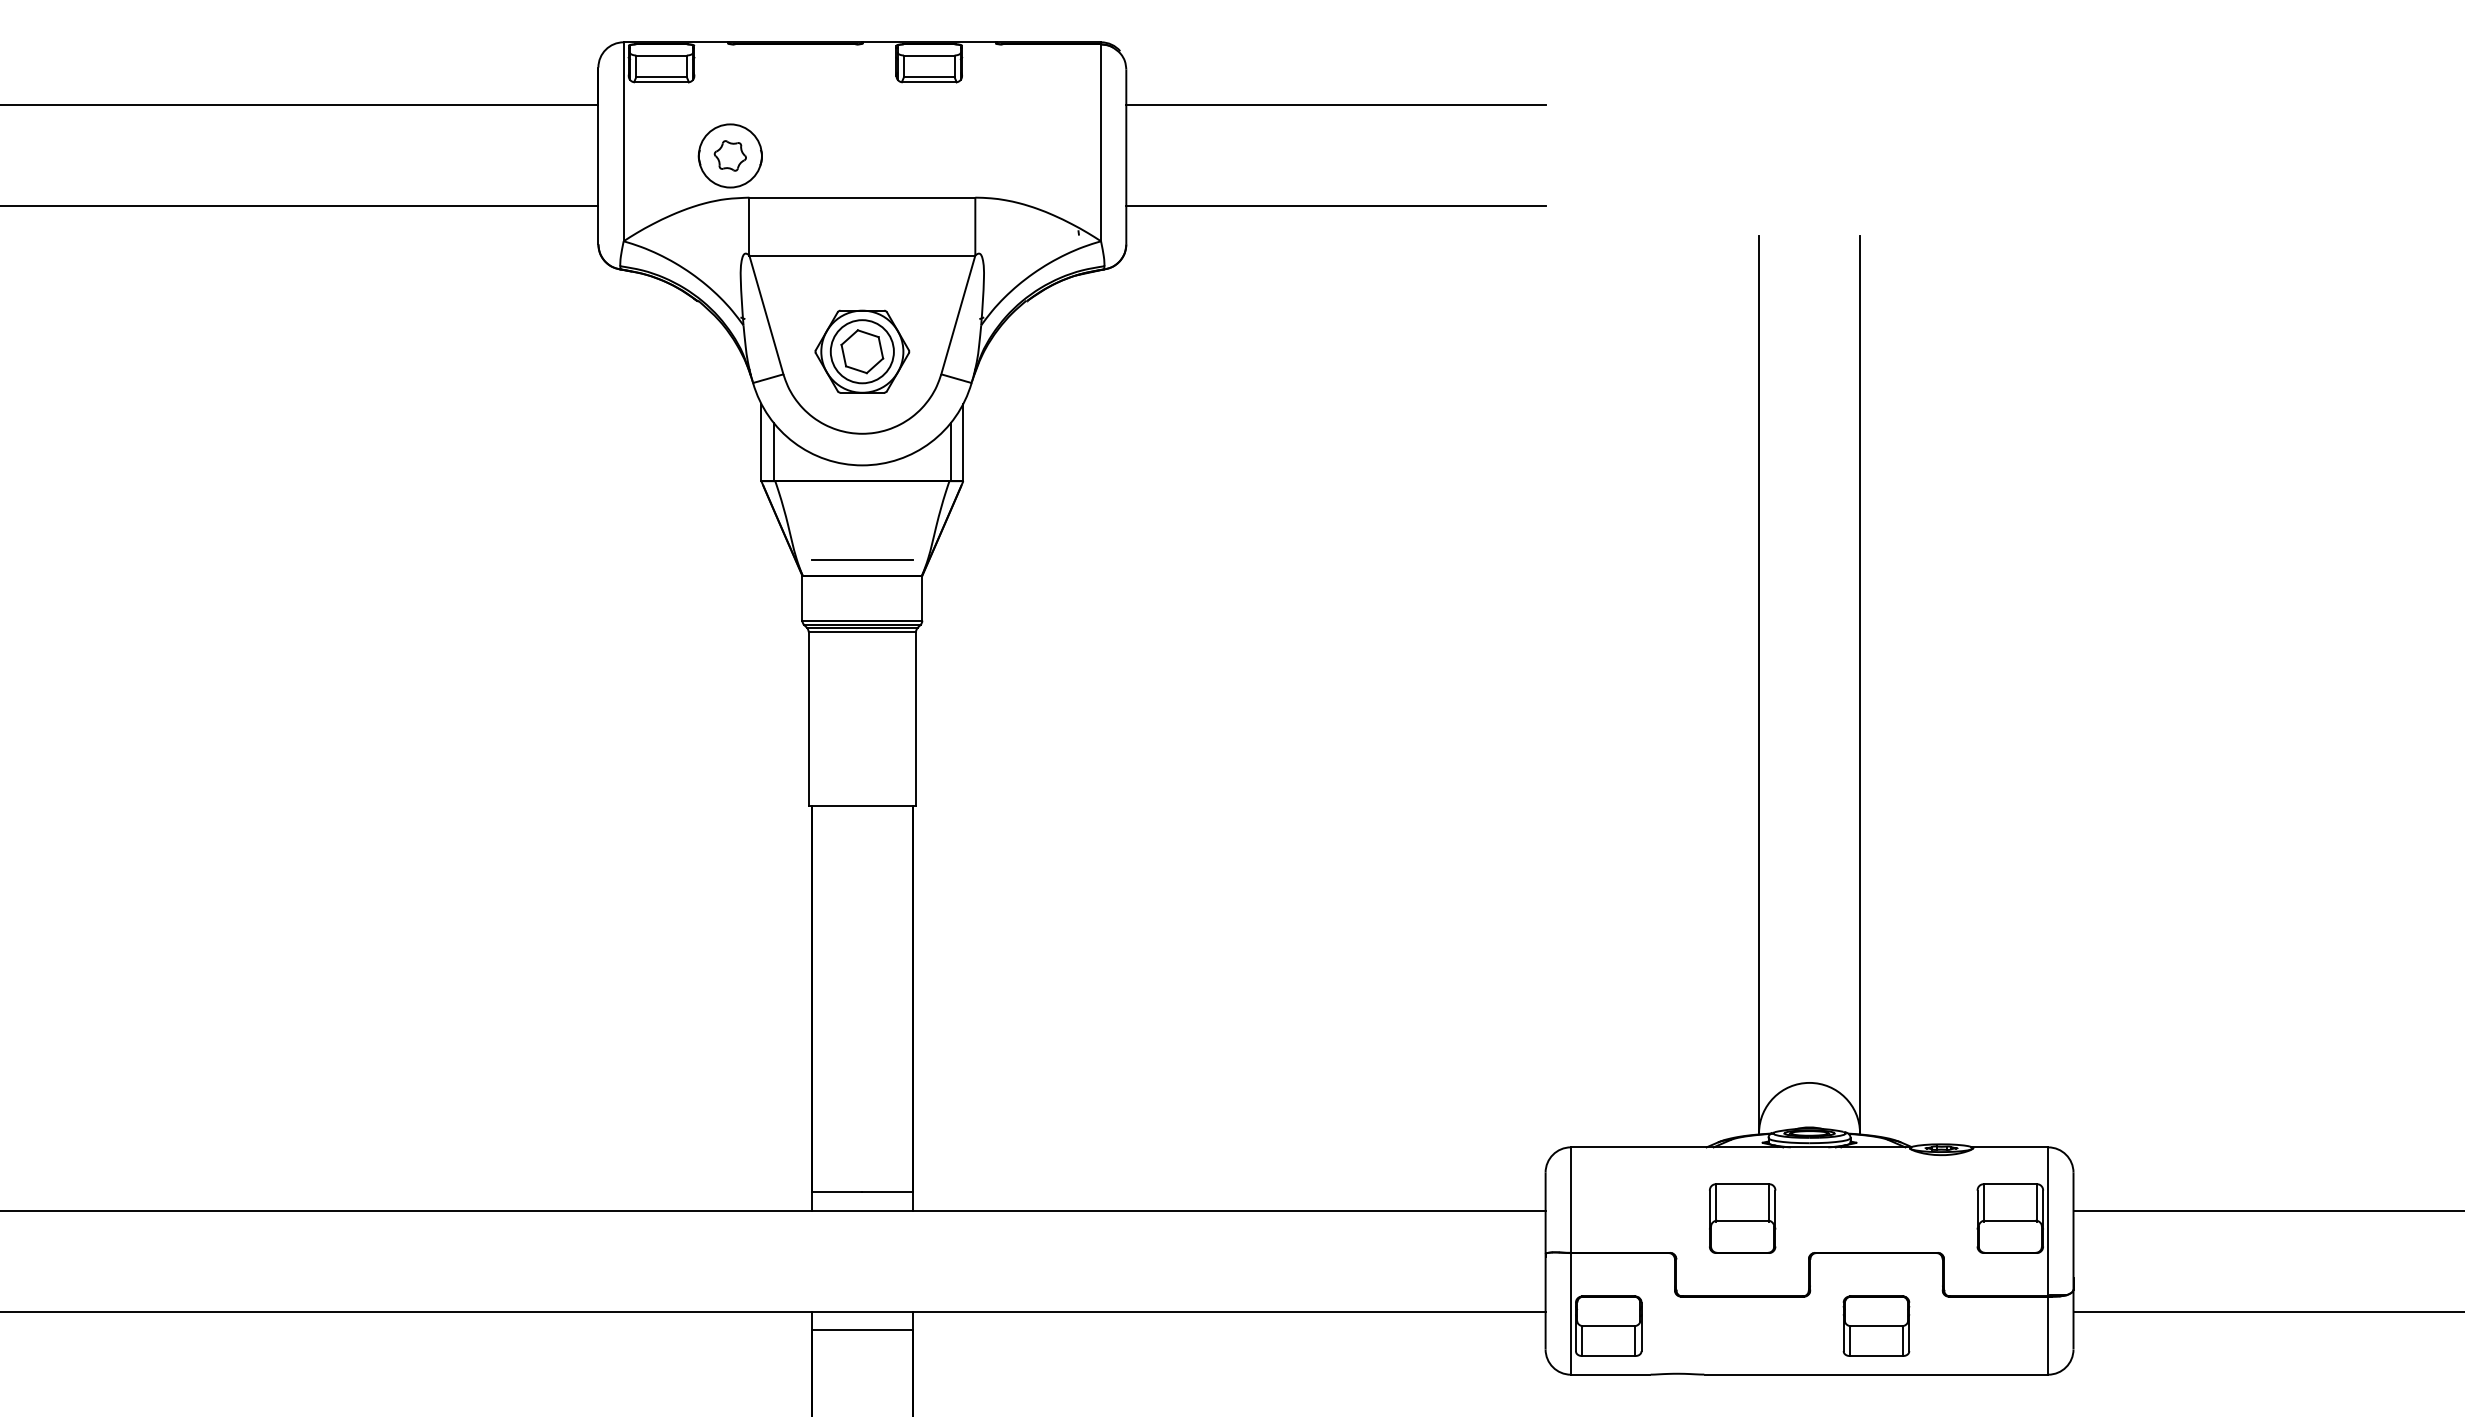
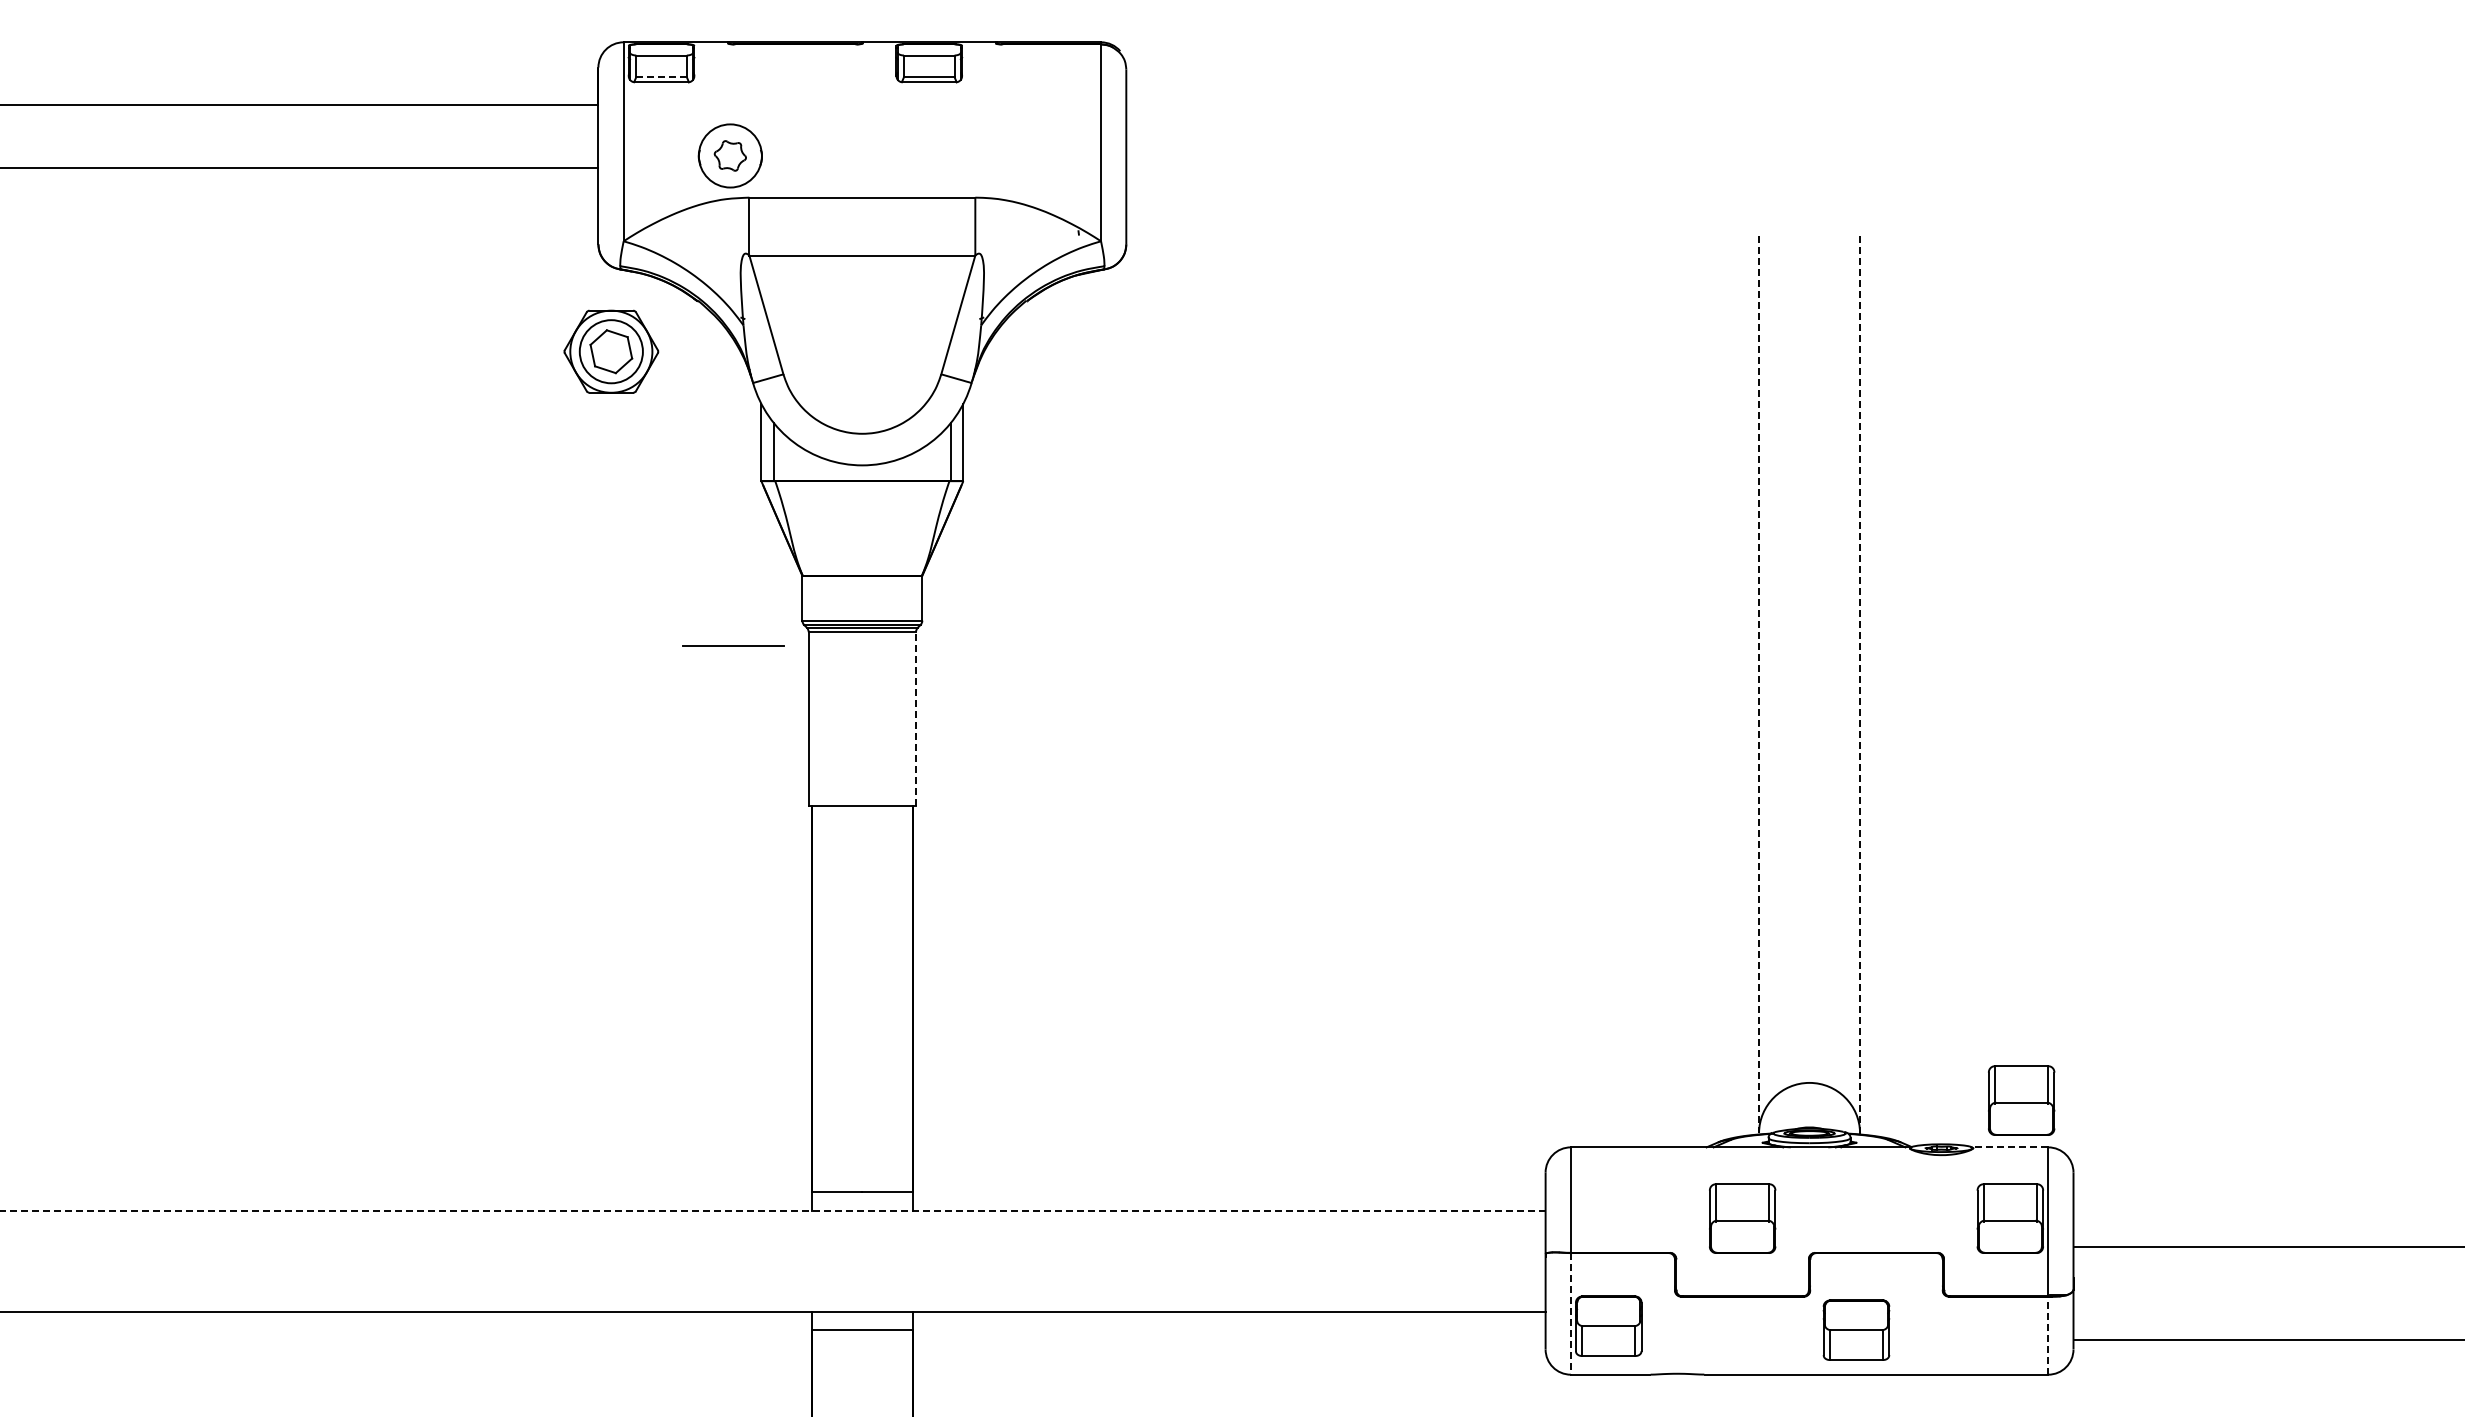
line: solid -> dashed (661, 77)
line: present -> none (1335, 105)
line position: (300, 206) -> (300, 168) (300, 168)
line: present -> none (1335, 206)
part position: (862, 351) -> (611, 351) (611, 351)
line position: (862, 559) -> (733, 645) (733, 645)
line: solid -> dashed (1860, 684)
line: solid -> dashed (1759, 685)
line: solid -> dashed (916, 718)
part: none -> present (2021, 1100)
line: solid -> dashed (2010, 1147)
line: solid -> dashed (772, 1210)
line position: (2267, 1210) -> (2267, 1246) (2267, 1246)
line position: (2267, 1311) -> (2267, 1339) (2267, 1339)
line: solid -> dashed (1570, 1313)
part position: (1876, 1325) -> (1856, 1329) (1856, 1329)
line: solid -> dashed (2048, 1335)
